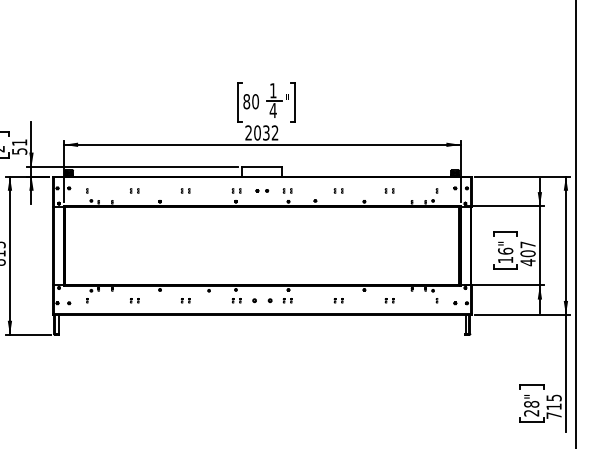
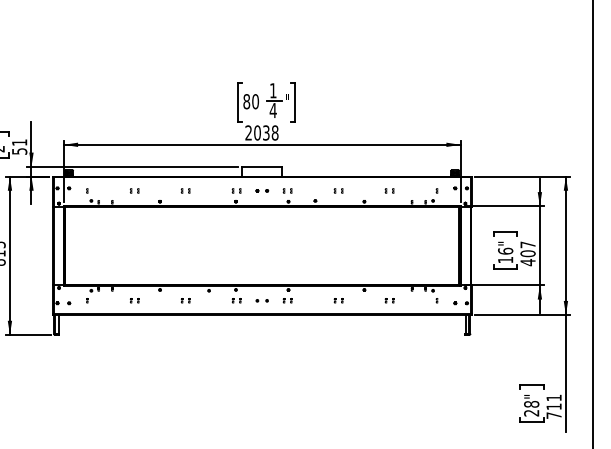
text: 2032 -> 2038 (274, 132)
line position: (575, 223) -> (592, 223) (592, 223)
part size: 21x6 px -> 14x4 px (261, 300)
text: 715 -> 711 (553, 397)
